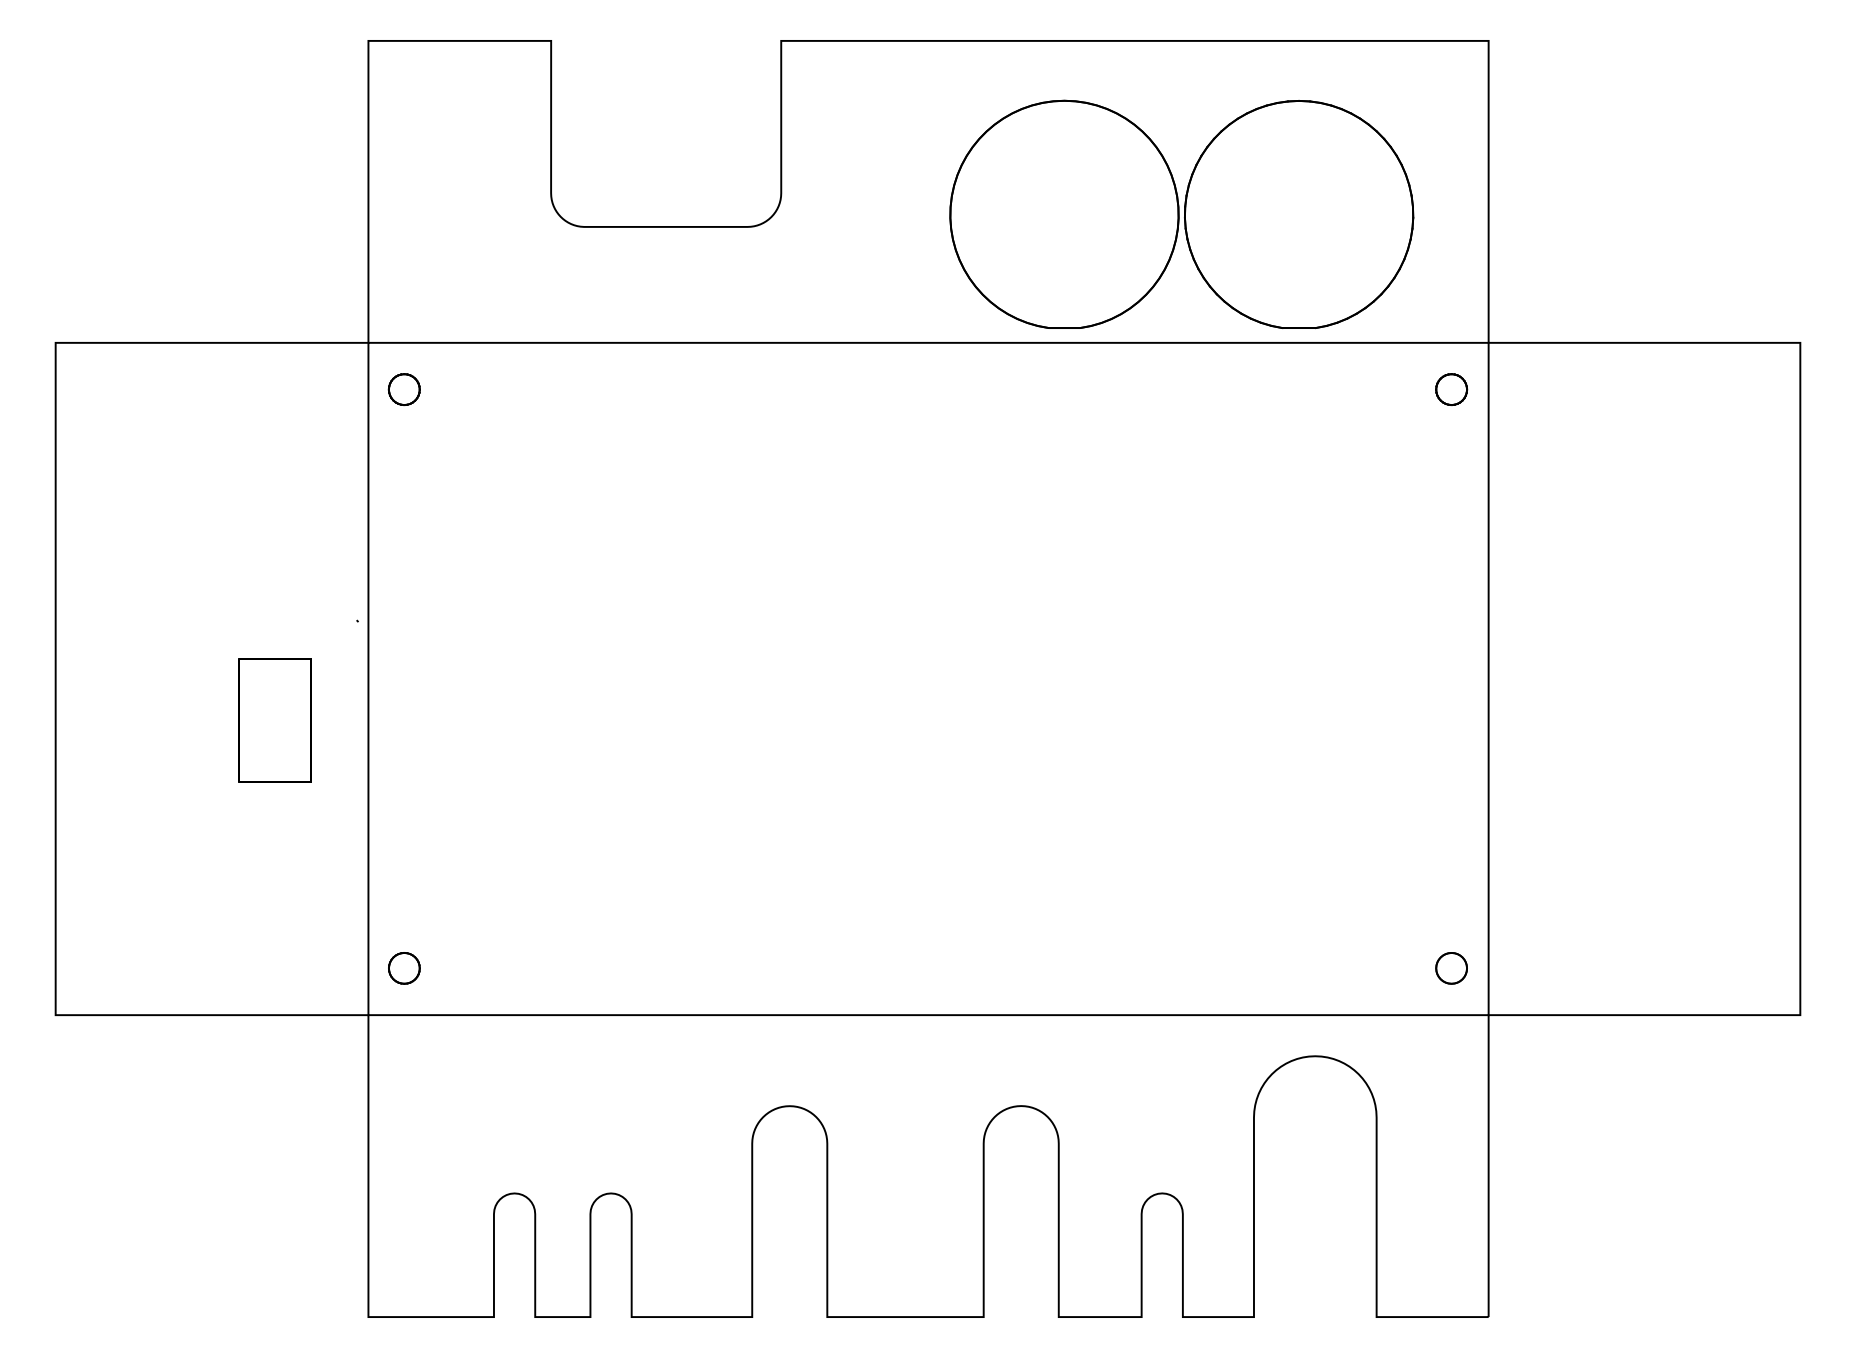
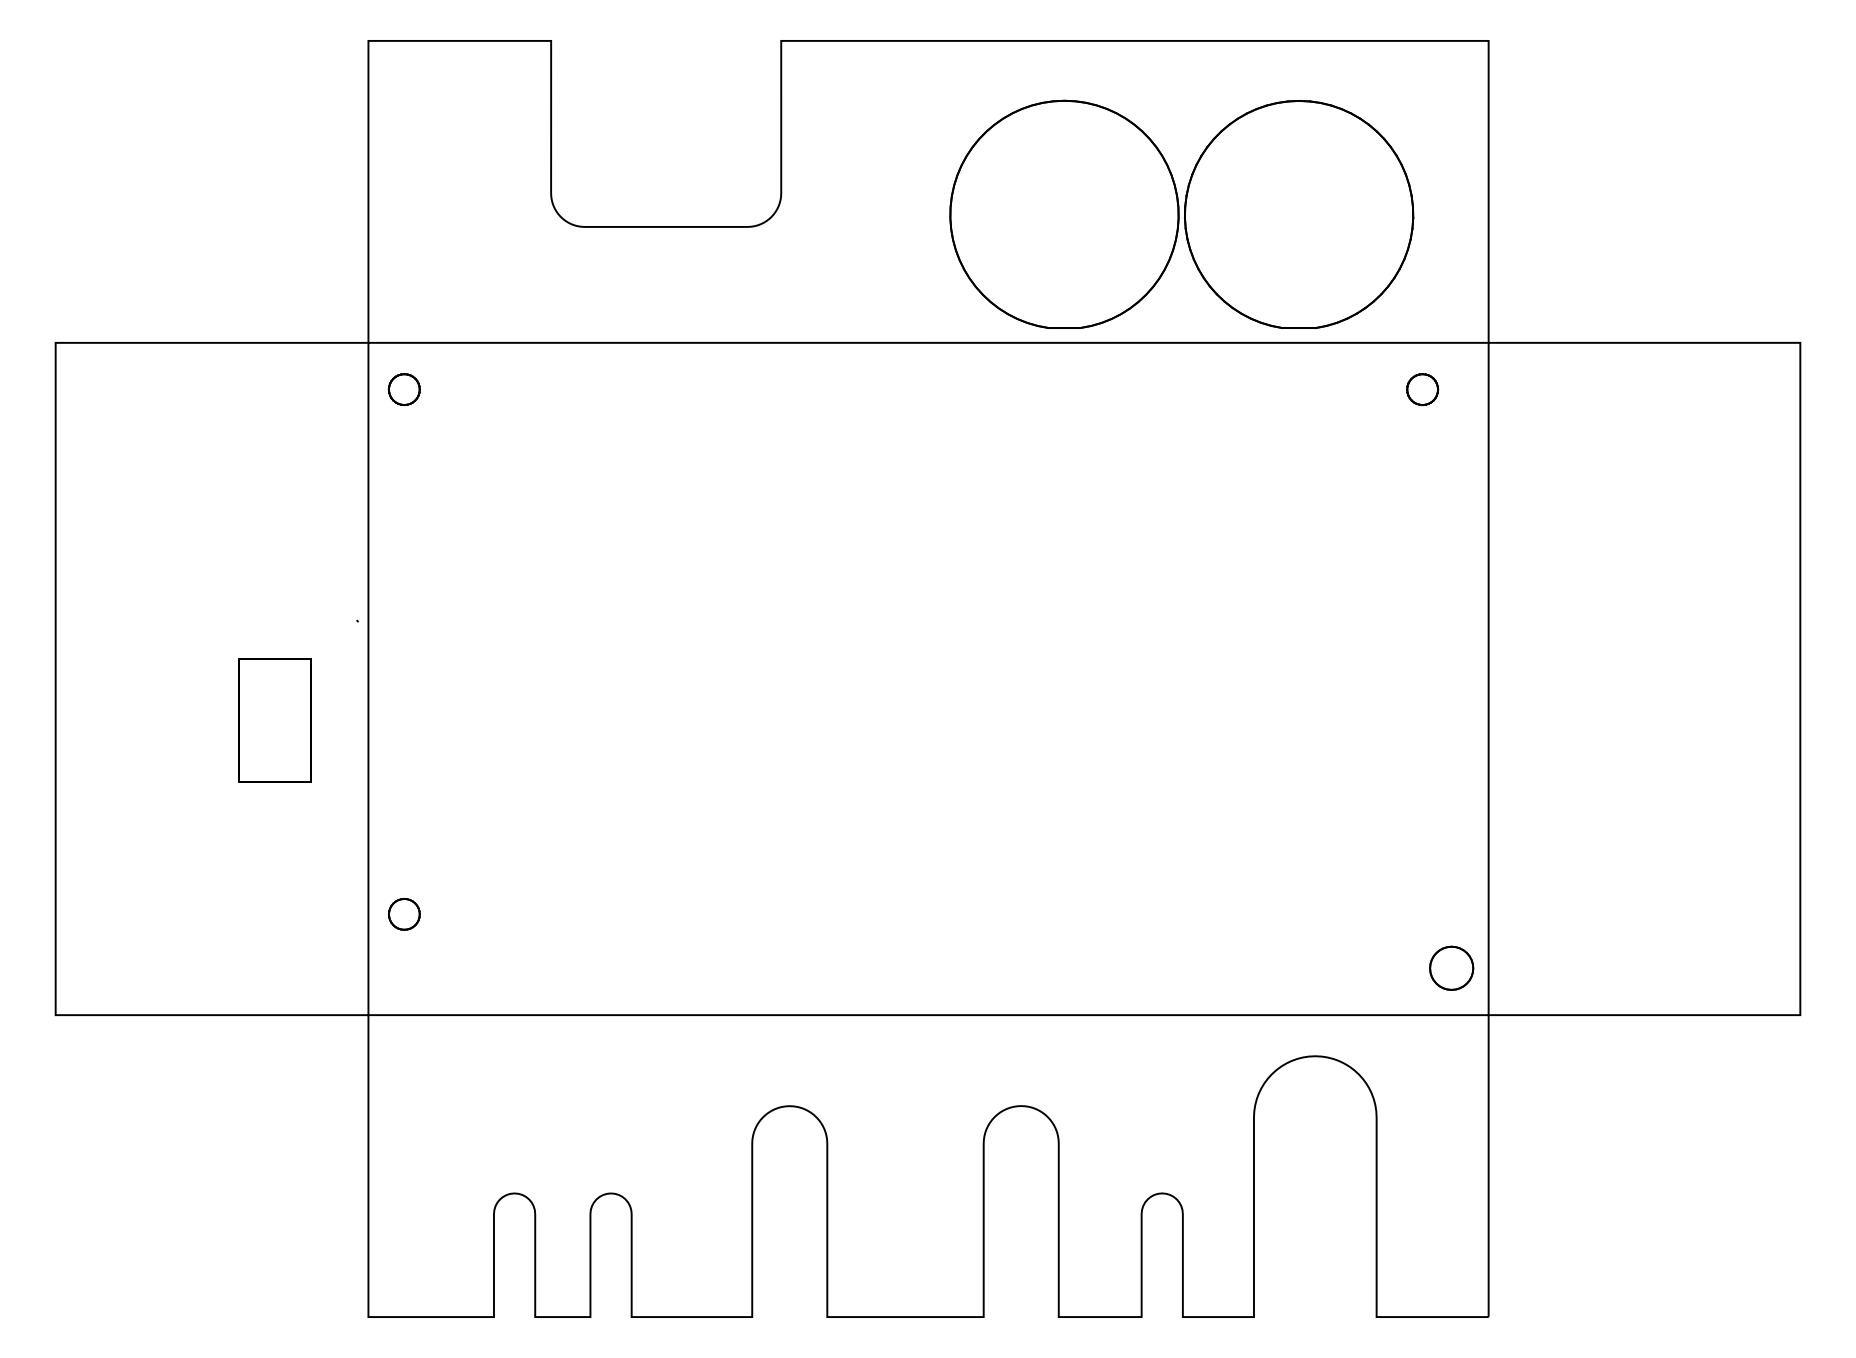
part position: (1451, 389) -> (1422, 389) (1422, 389)
part position: (404, 968) -> (404, 914) (404, 914)
part size: 33x33 px -> 46x46 px (1451, 967)
